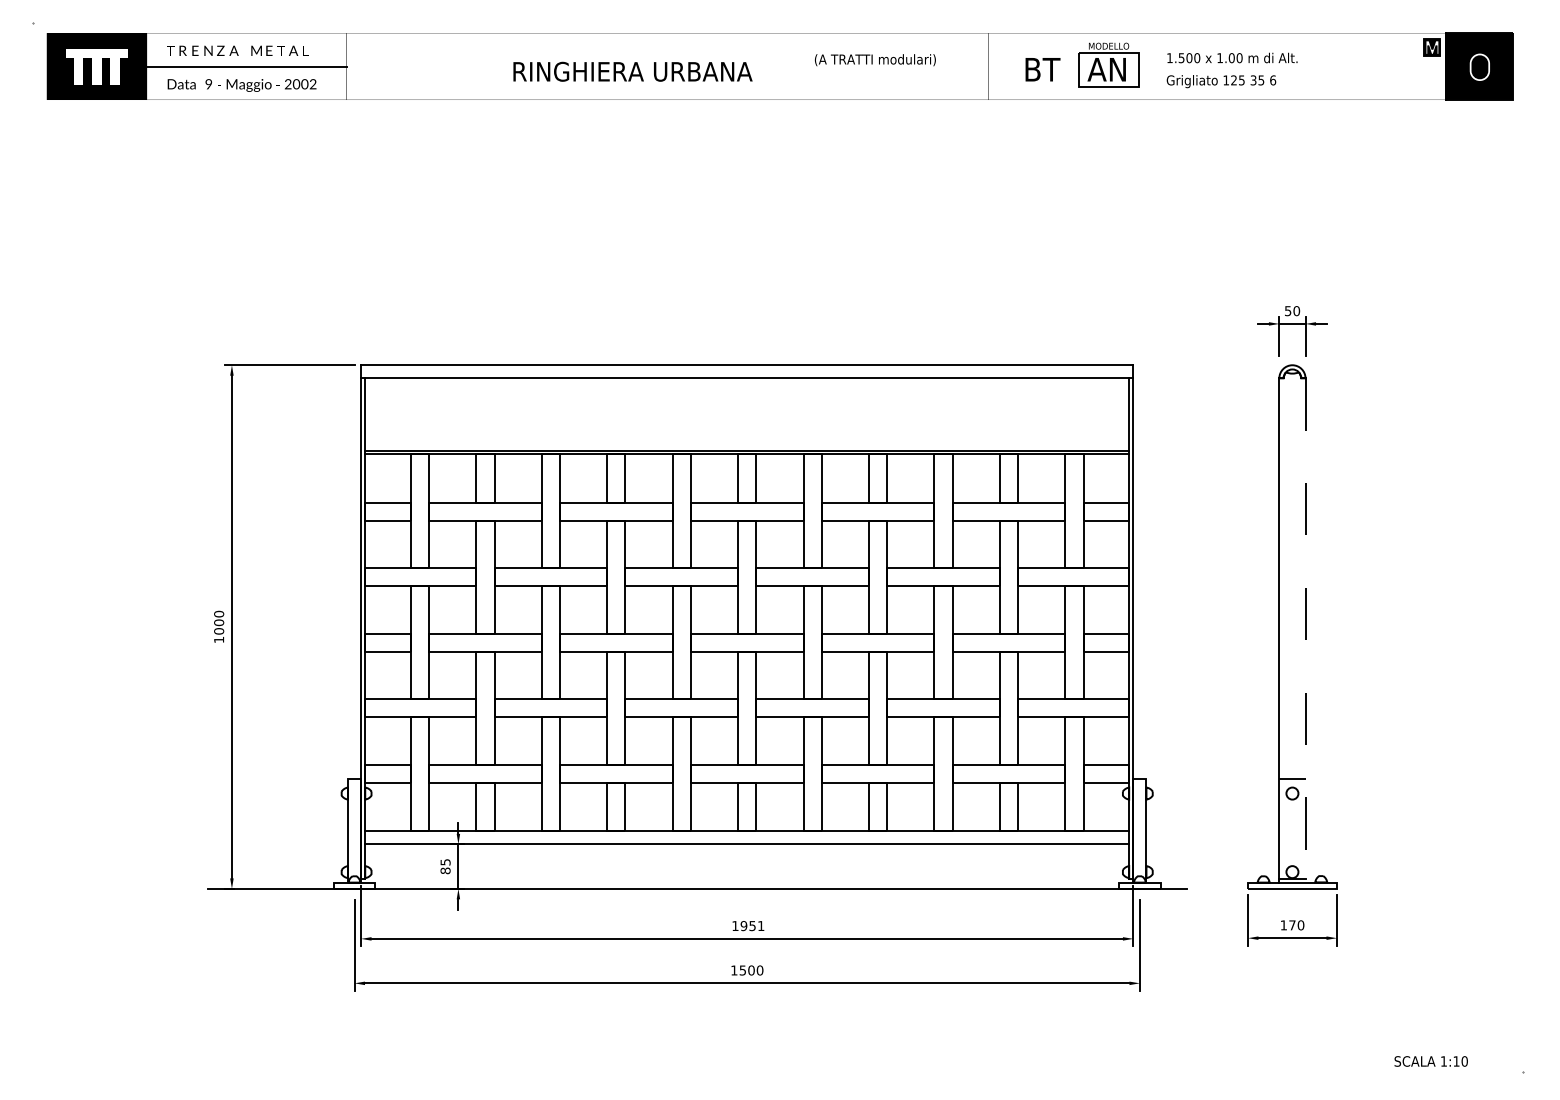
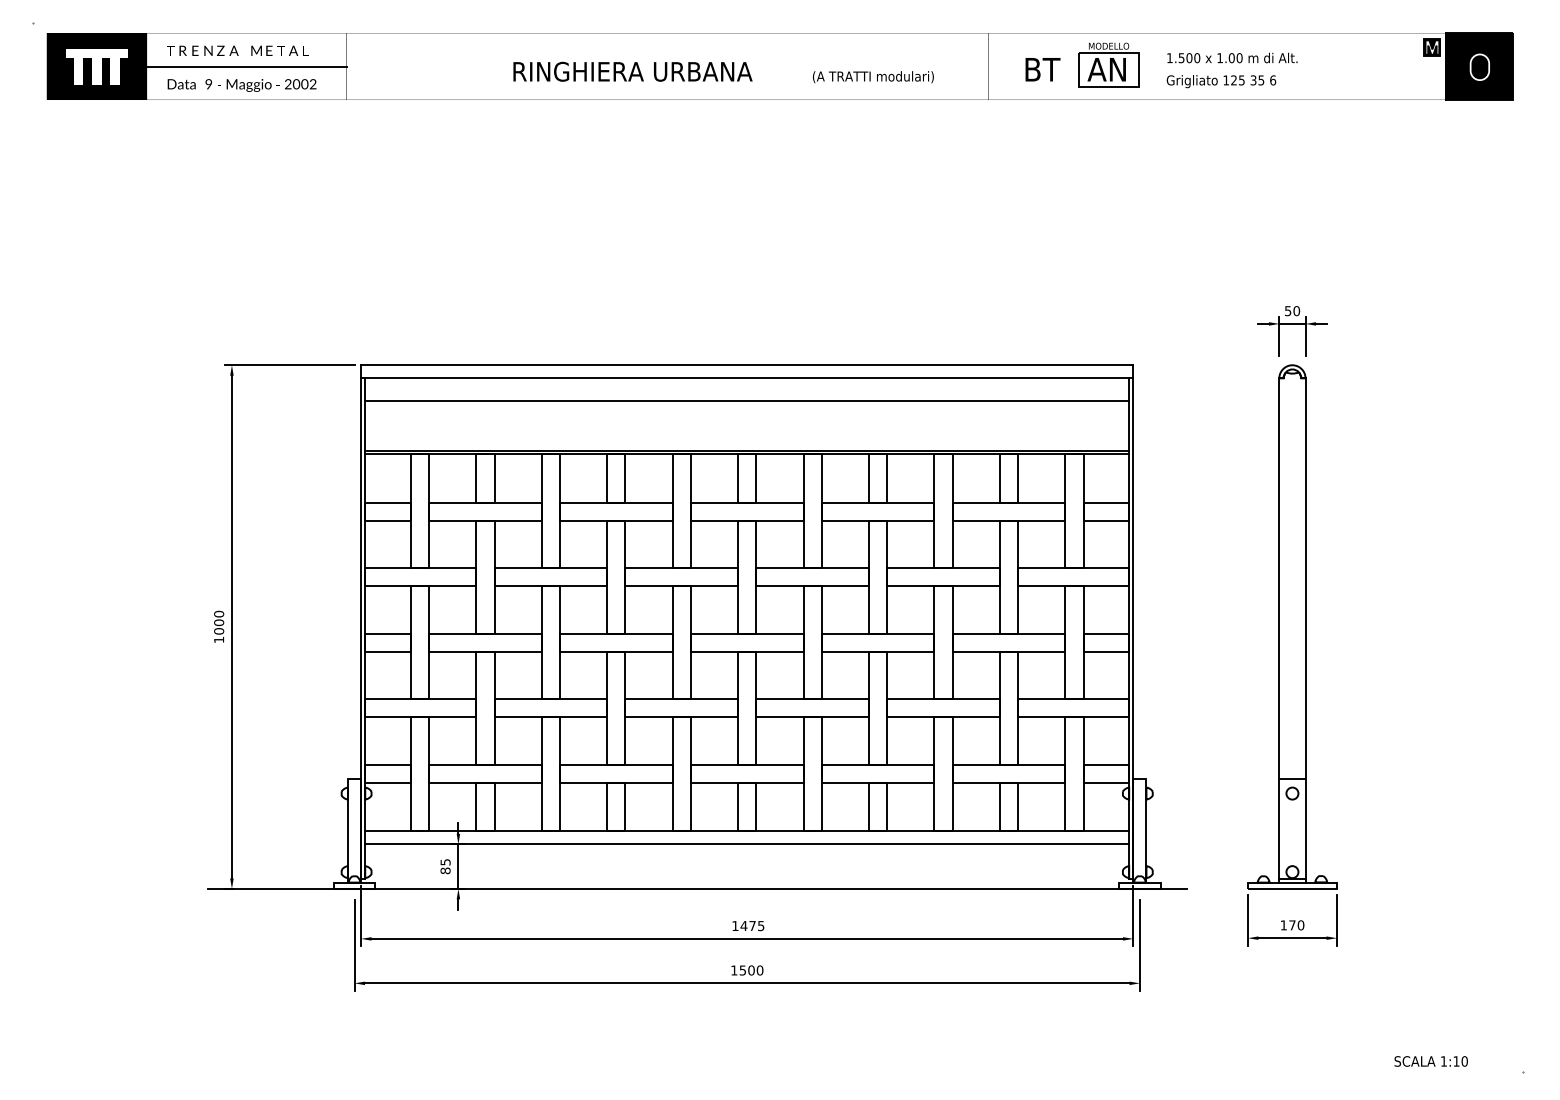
text position: (875, 60) -> (873, 77) (873, 77)
line: none -> present (747, 400)
line: dashed -> solid (1305, 630)
text: 1951 -> 1475 (752, 926)
